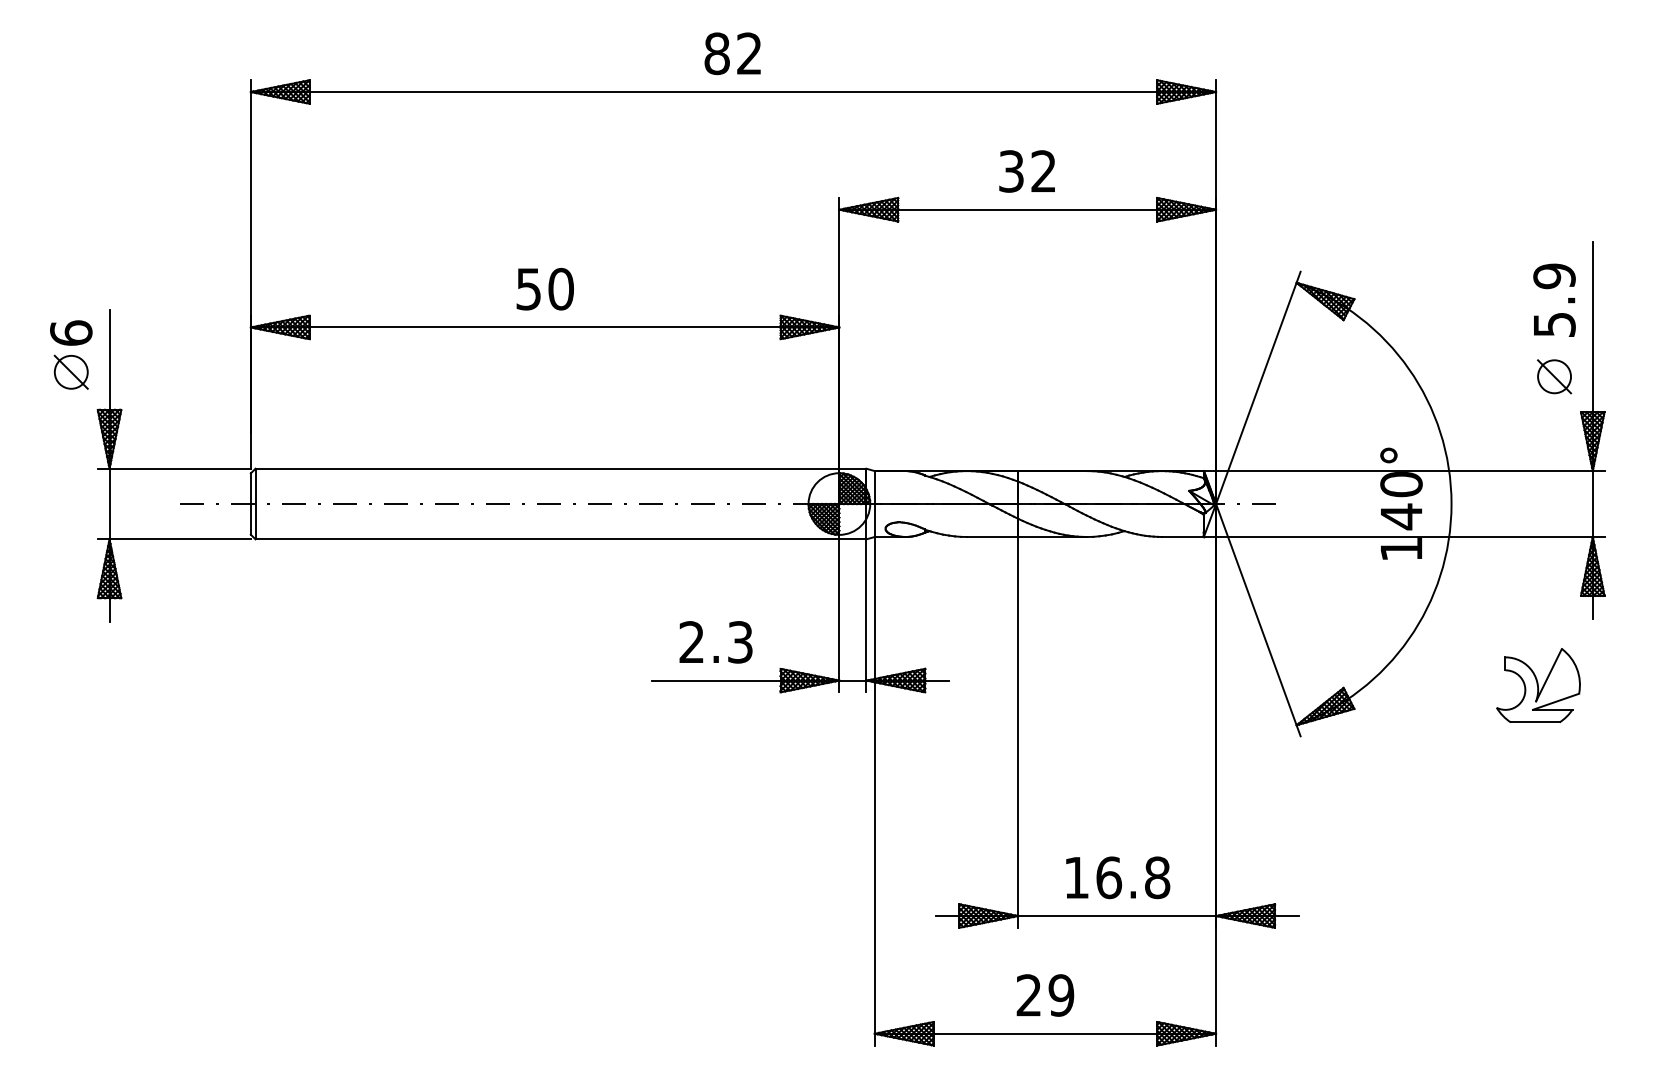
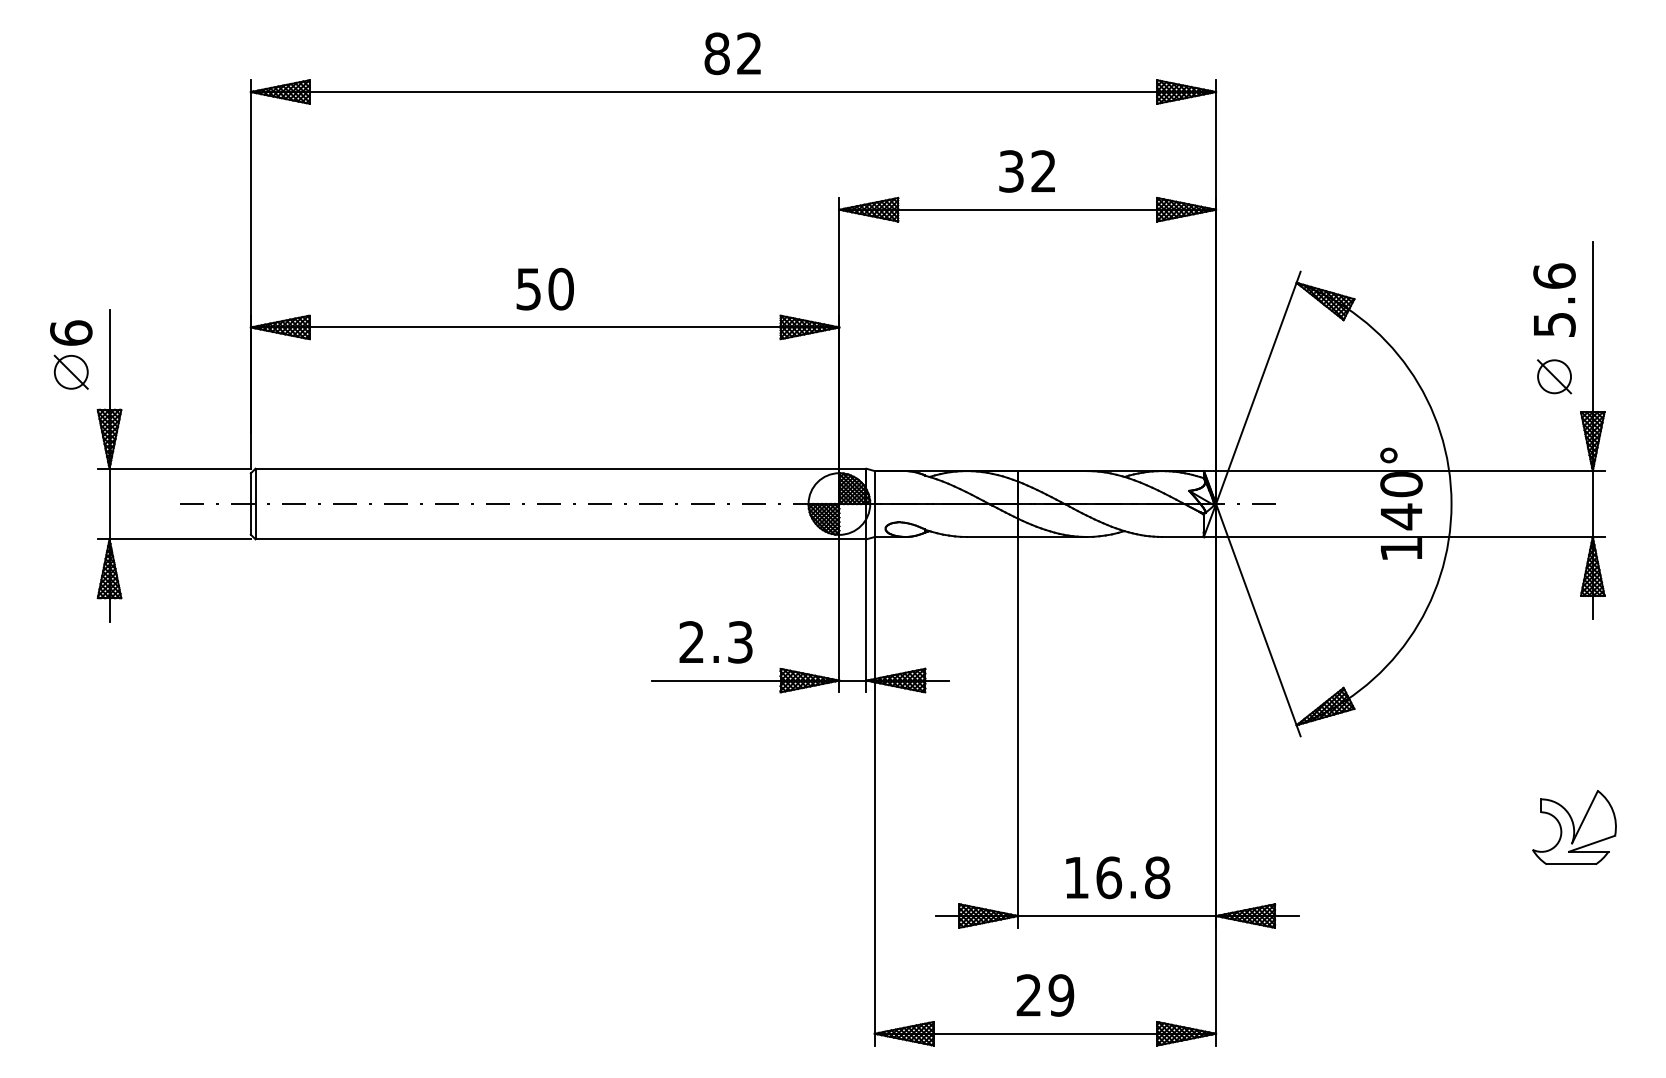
text: 5.9 -> 5.6 (1554, 276)
part position: (1538, 685) -> (1574, 827) (1574, 827)
